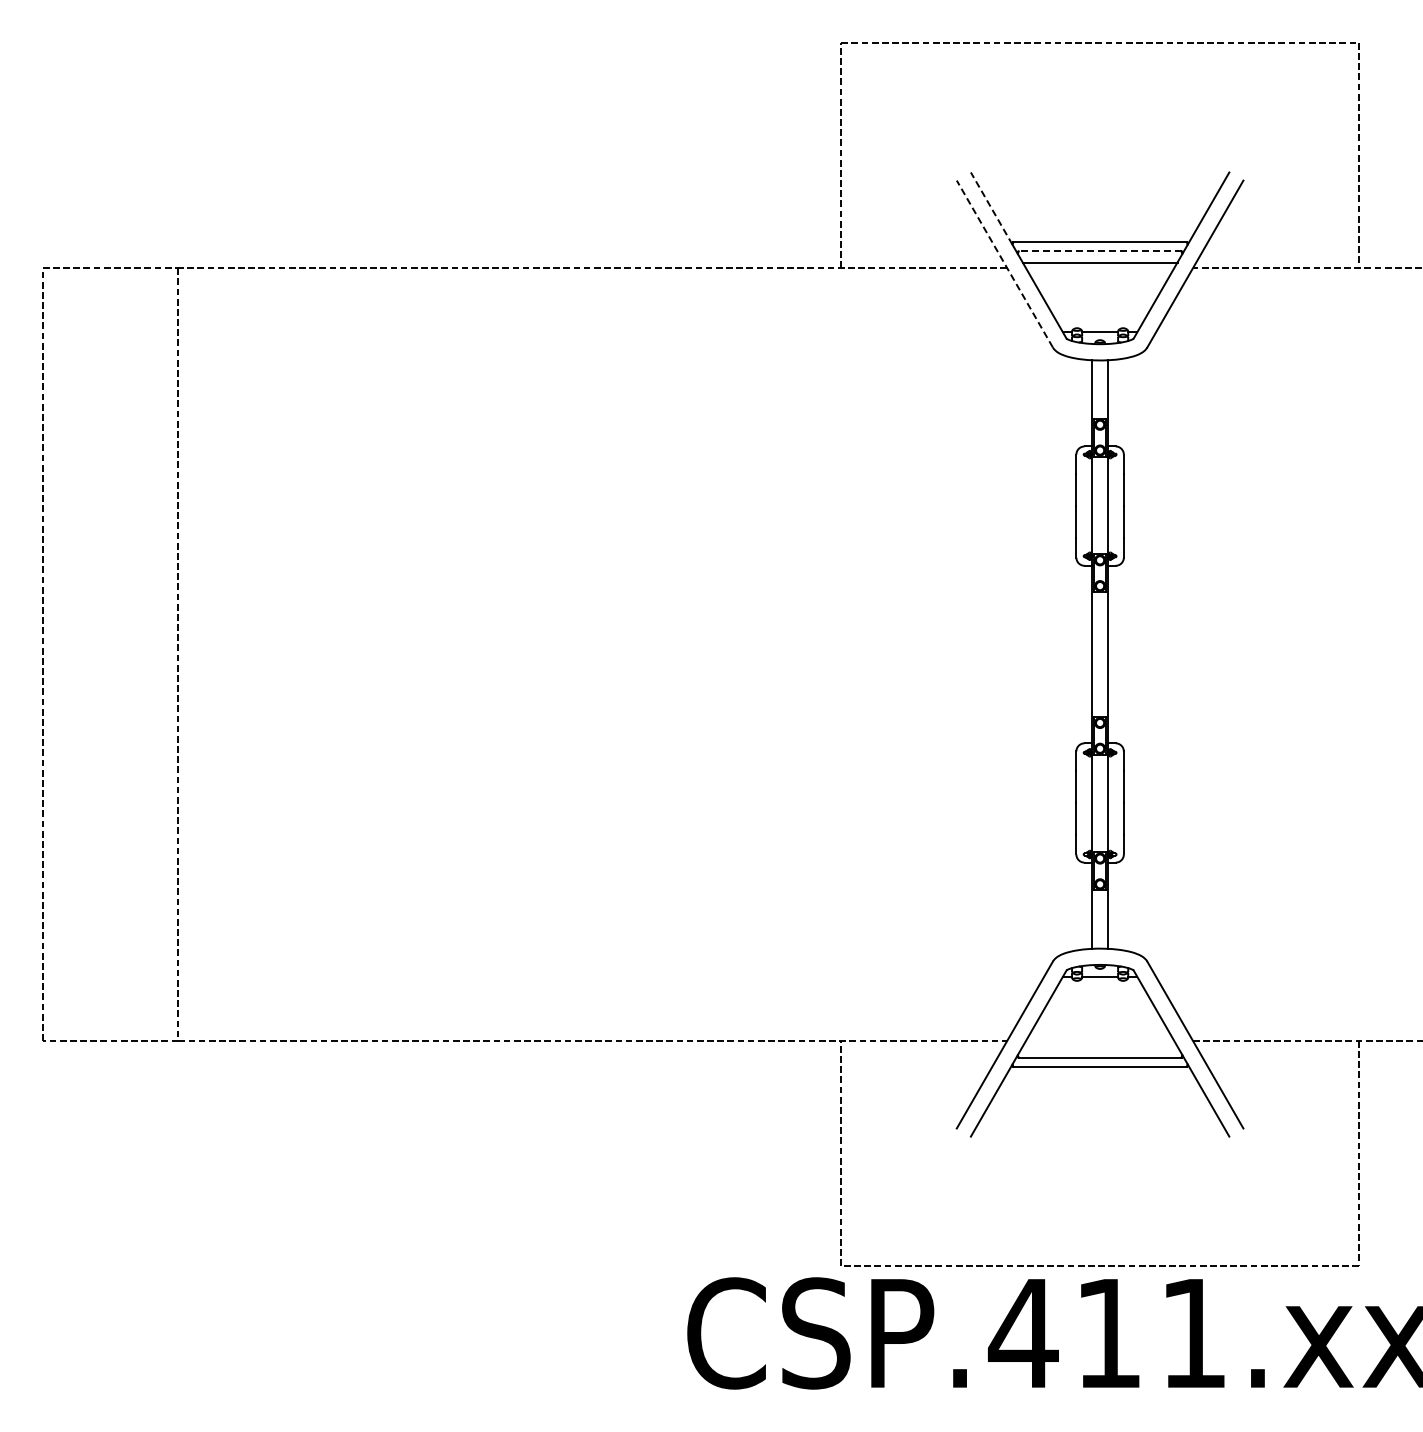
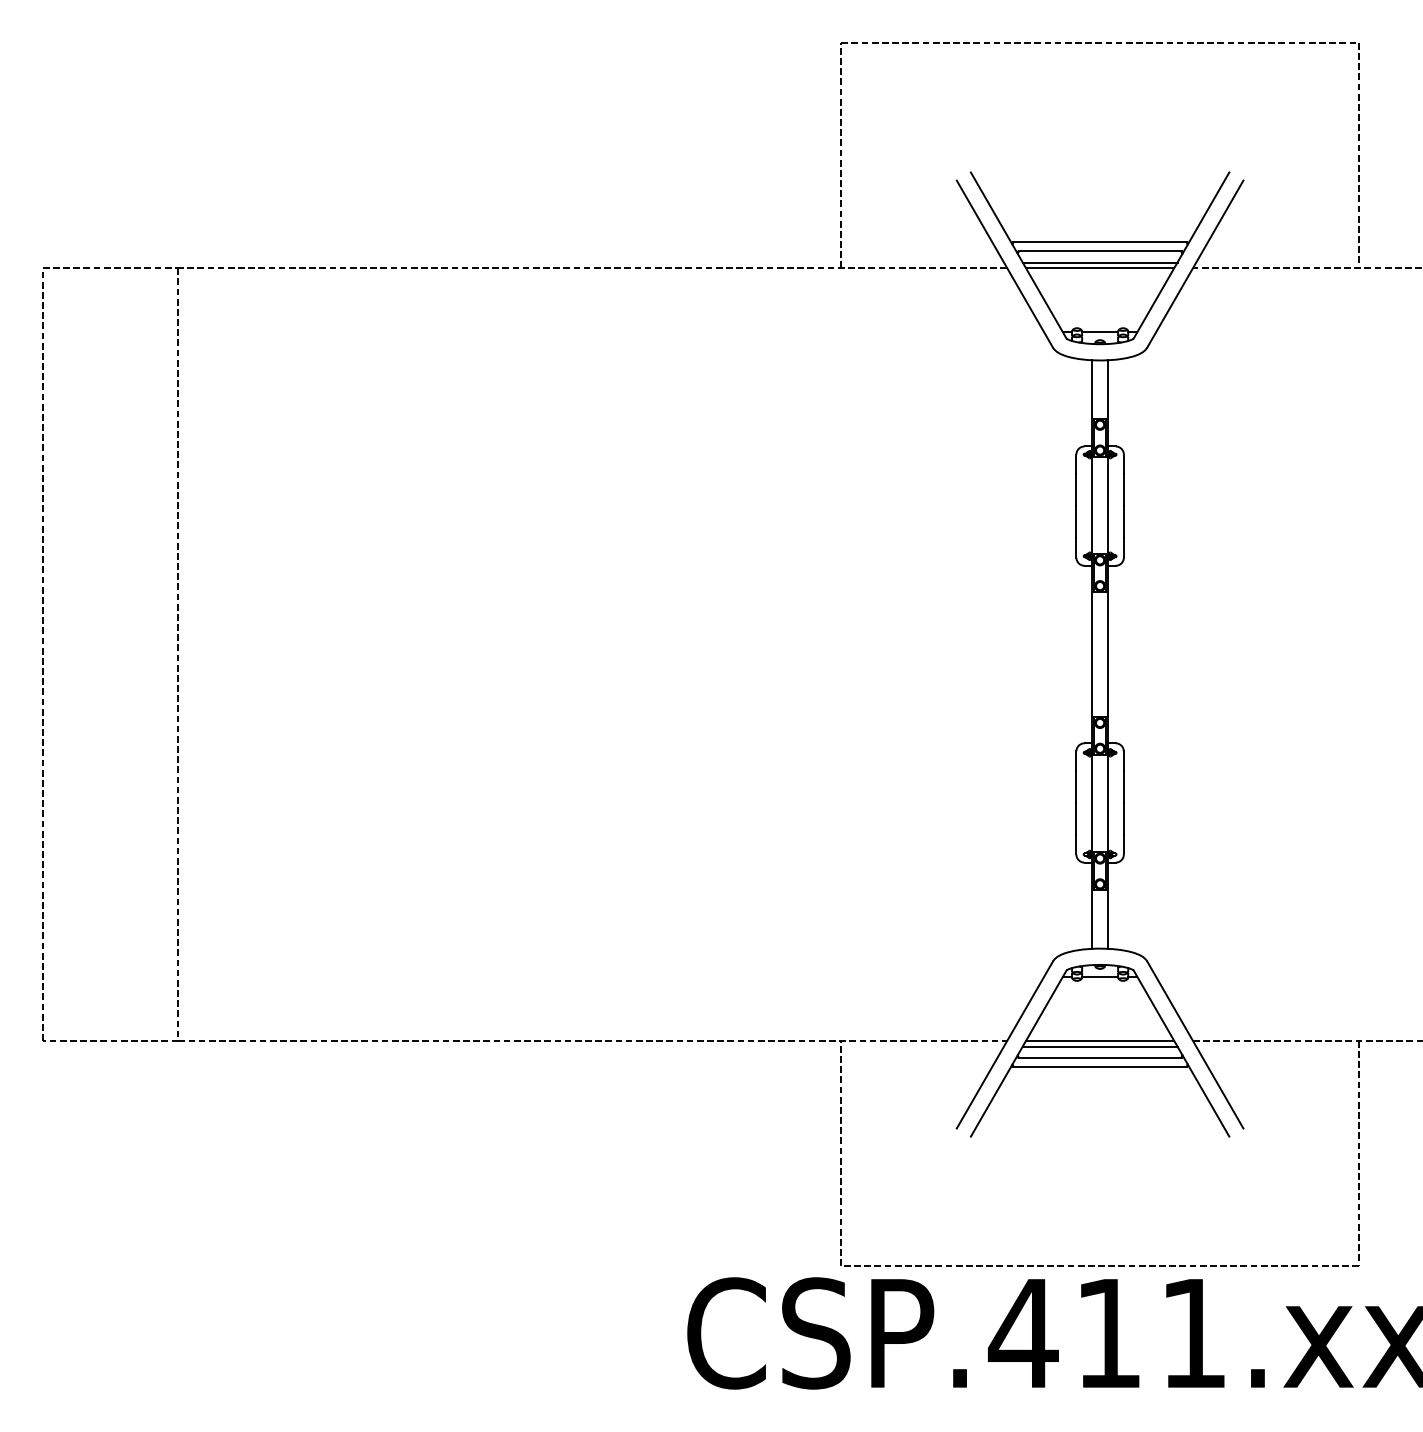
line: dashed -> solid (991, 208)
line: dashed -> solid (1099, 251)
line: dashed -> solid (1004, 263)
line: none -> present (1100, 268)
line: none -> present (1100, 1040)
line: none -> present (1099, 1046)
